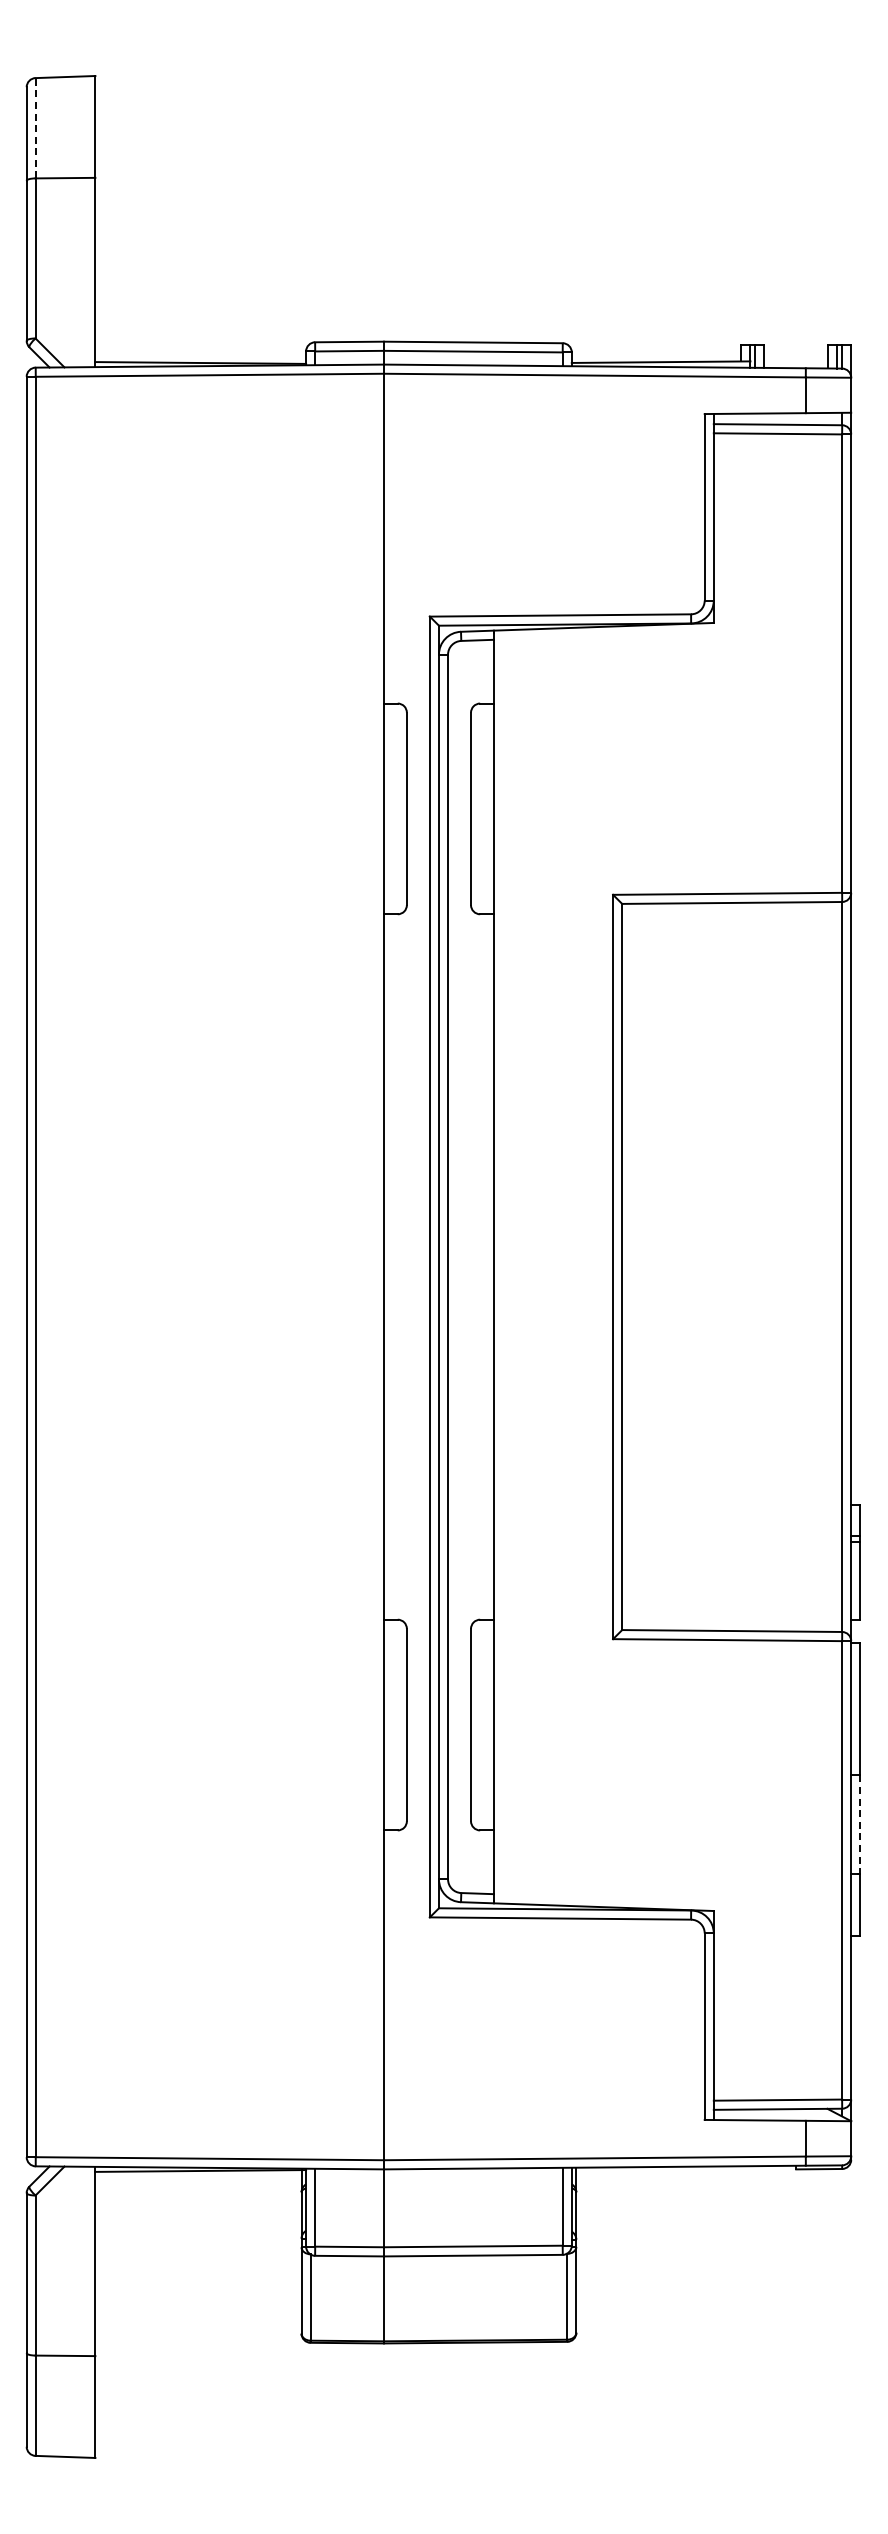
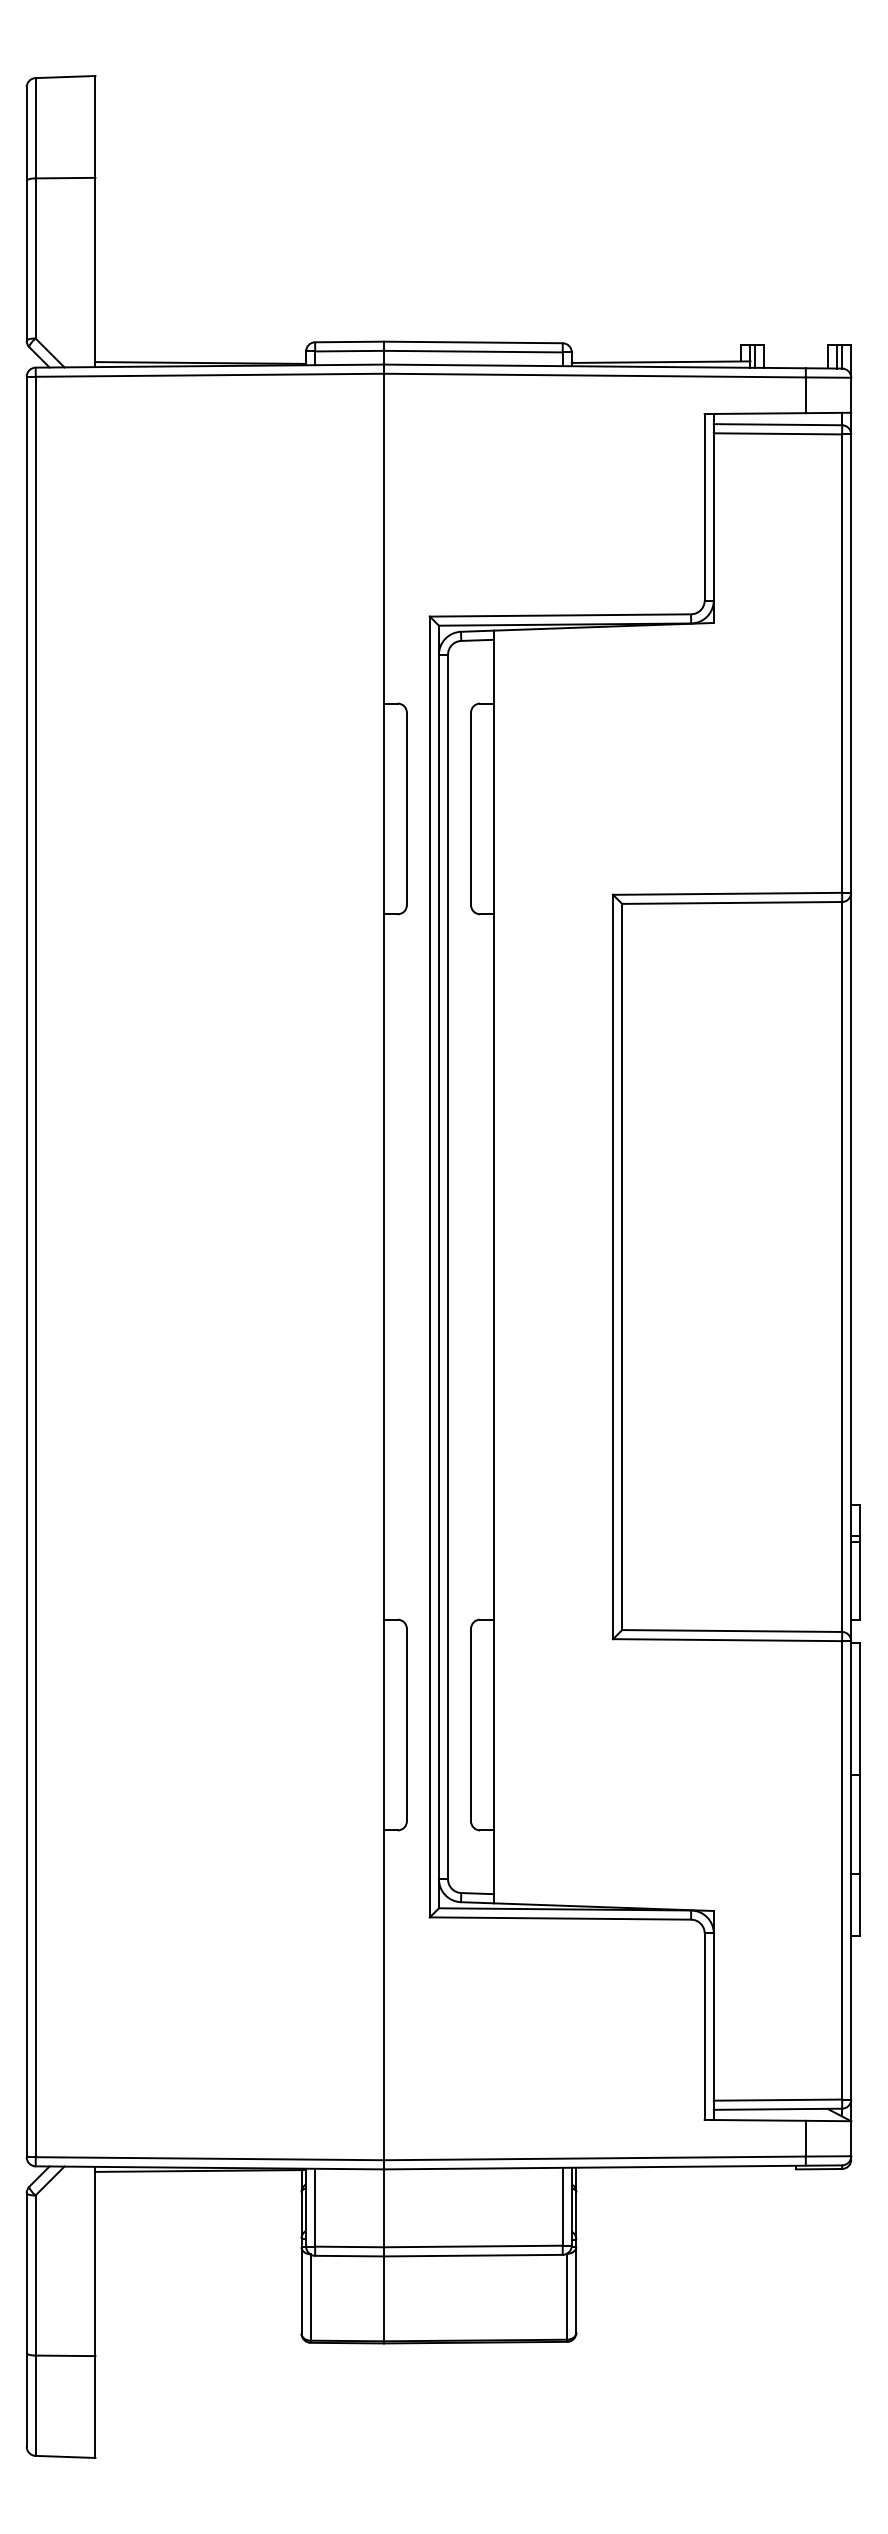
line: dashed -> solid (35, 127)
line: dashed -> solid (860, 1825)
